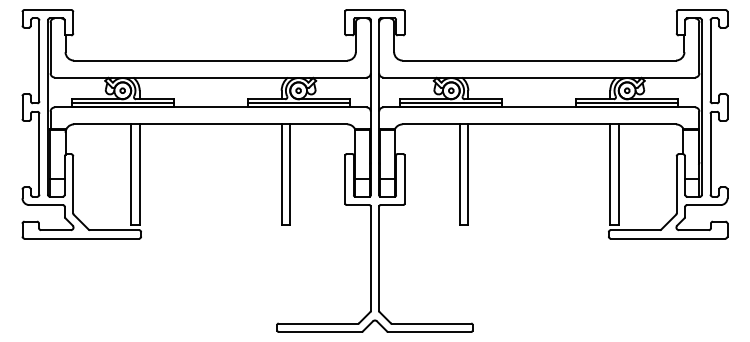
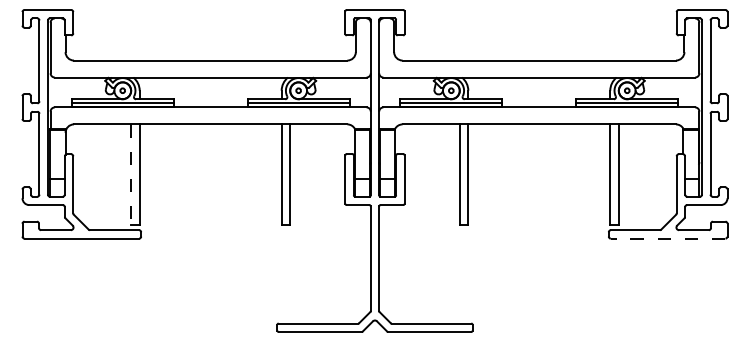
line: solid -> dashed (131, 175)
line: solid -> dashed (667, 238)
